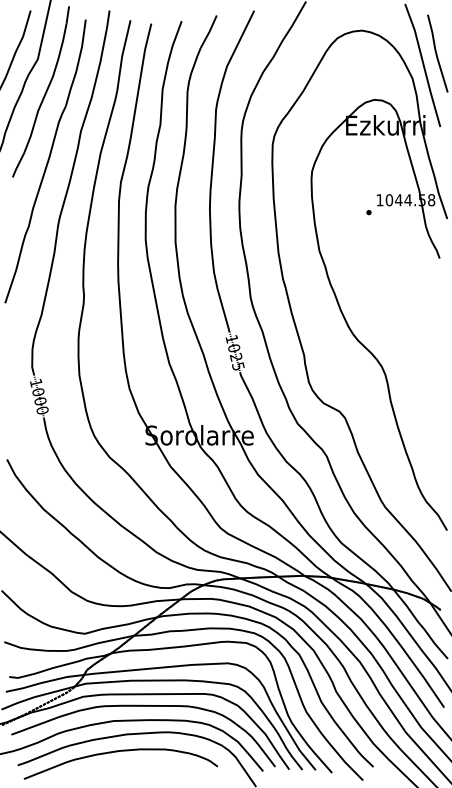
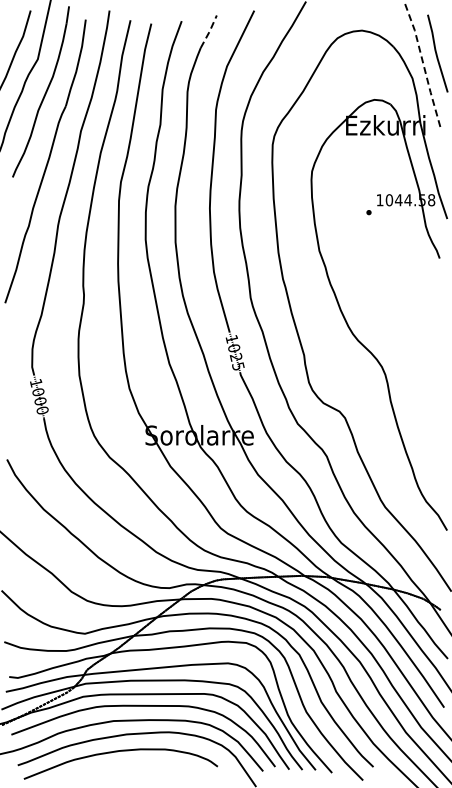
line: solid -> dashed (209, 31)
line: solid -> dashed (423, 65)
